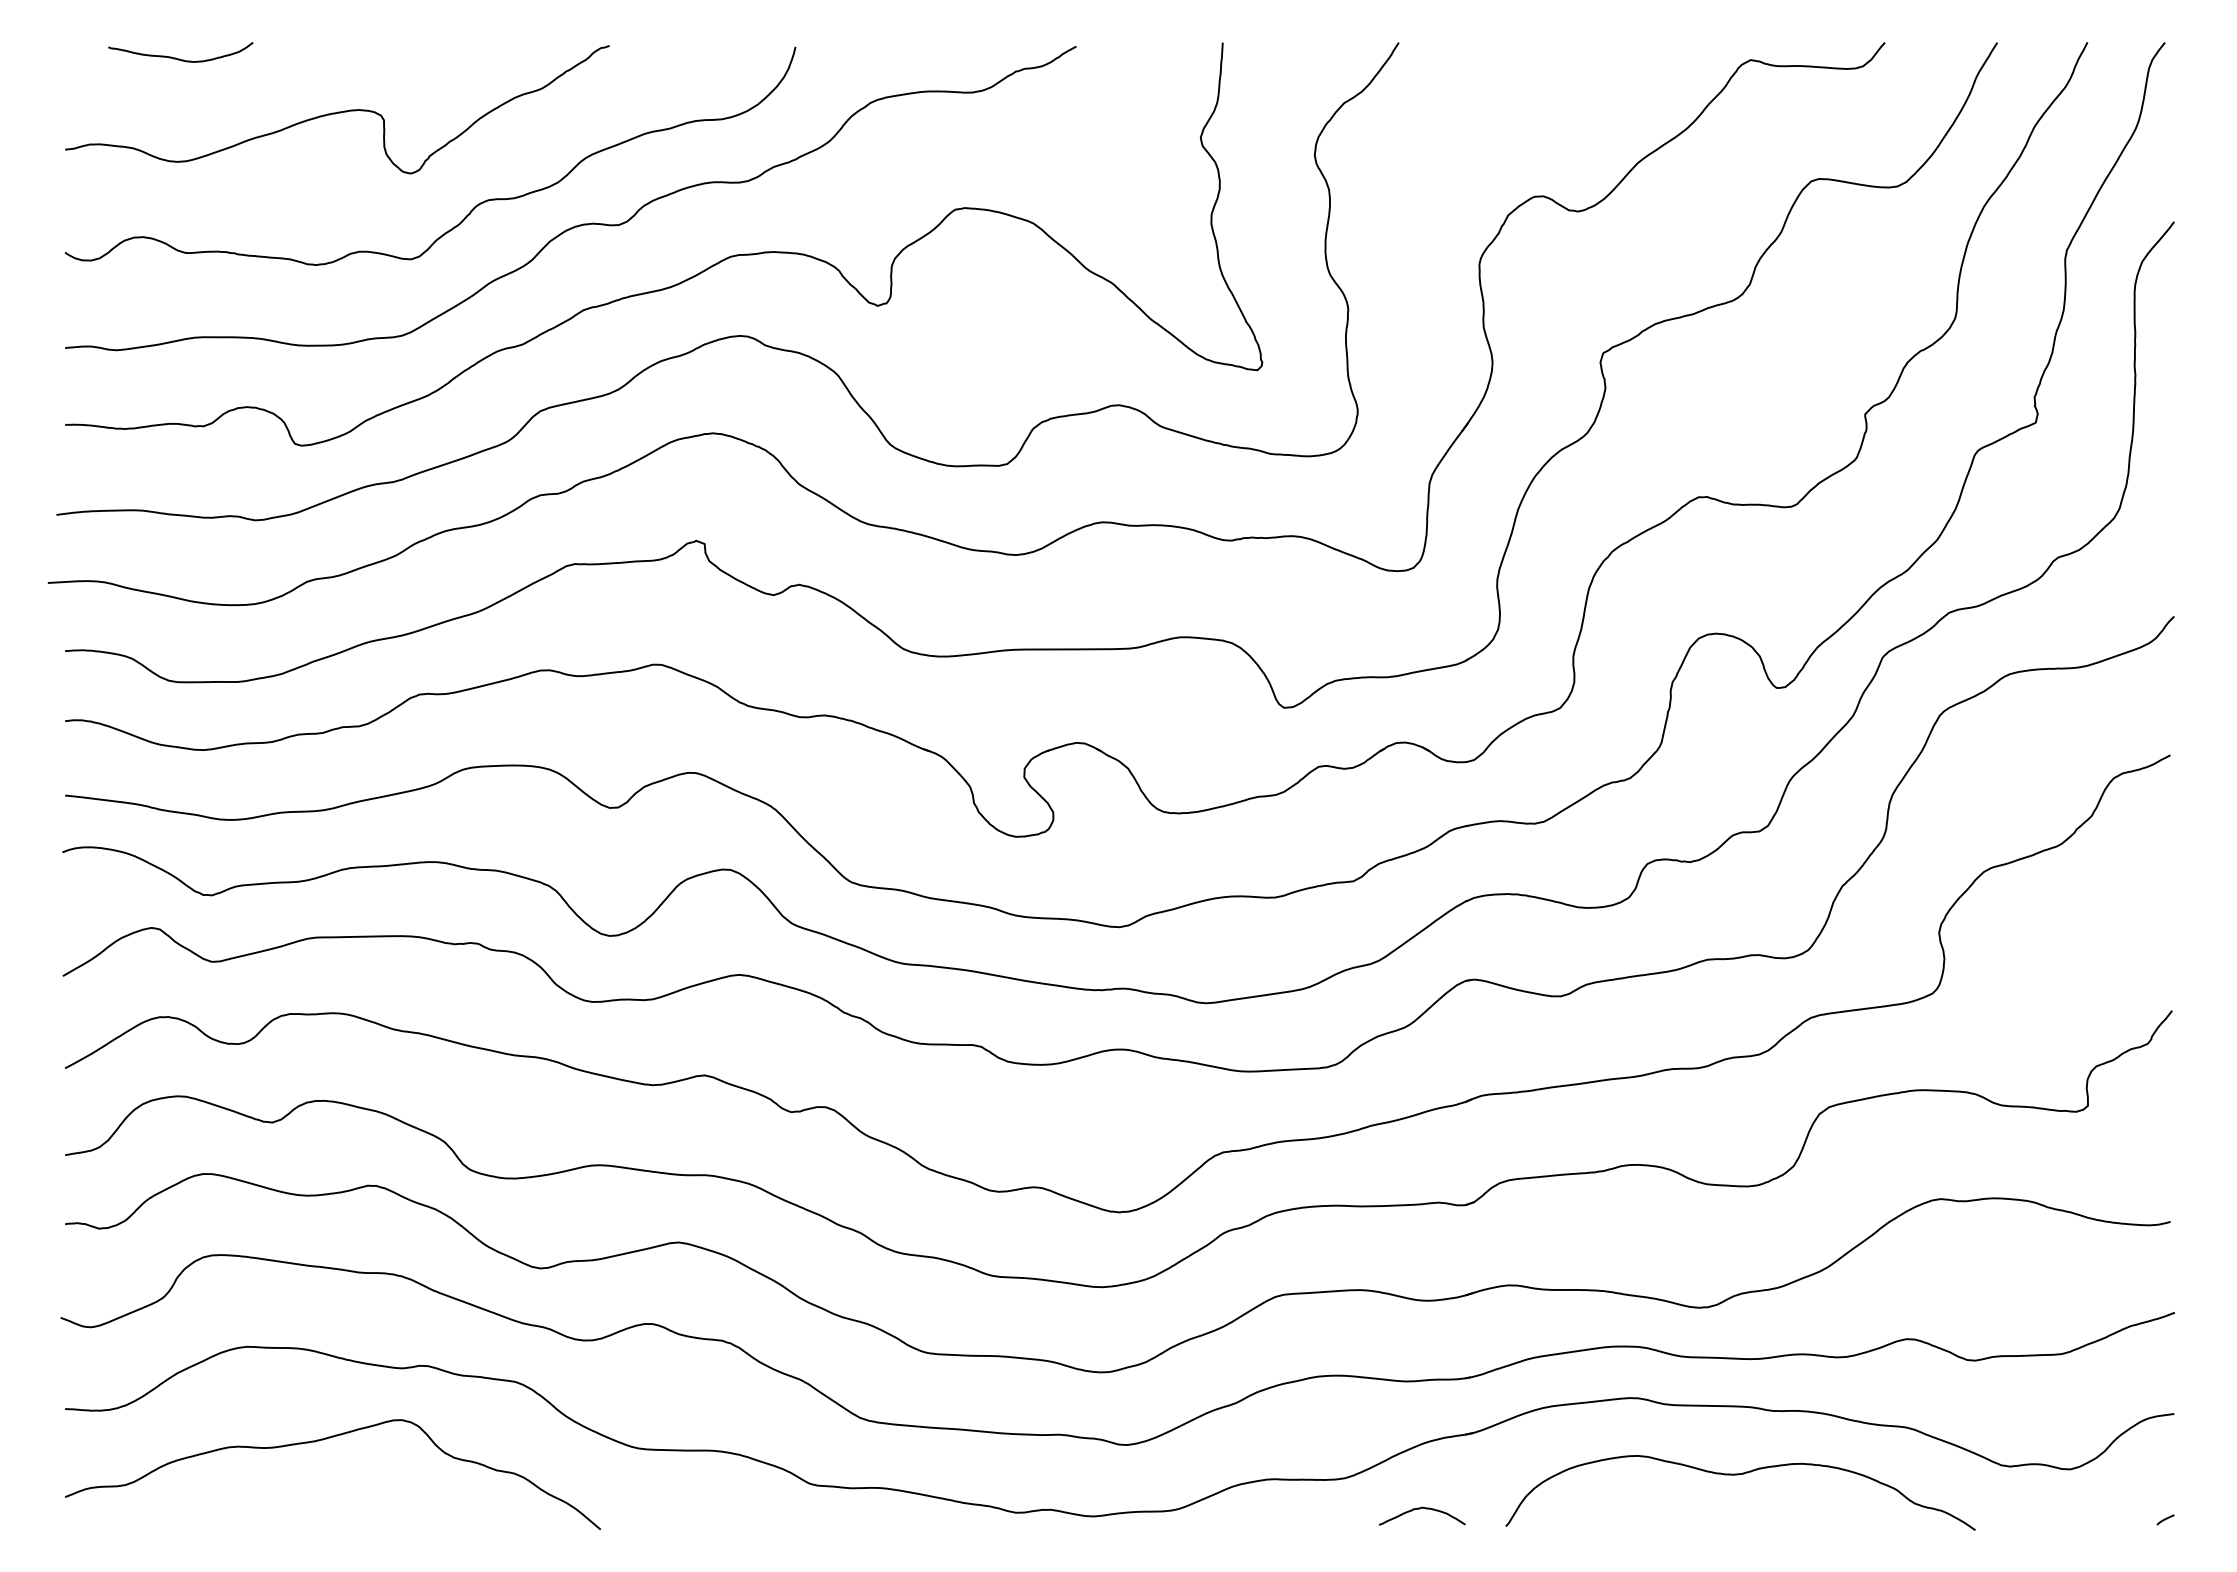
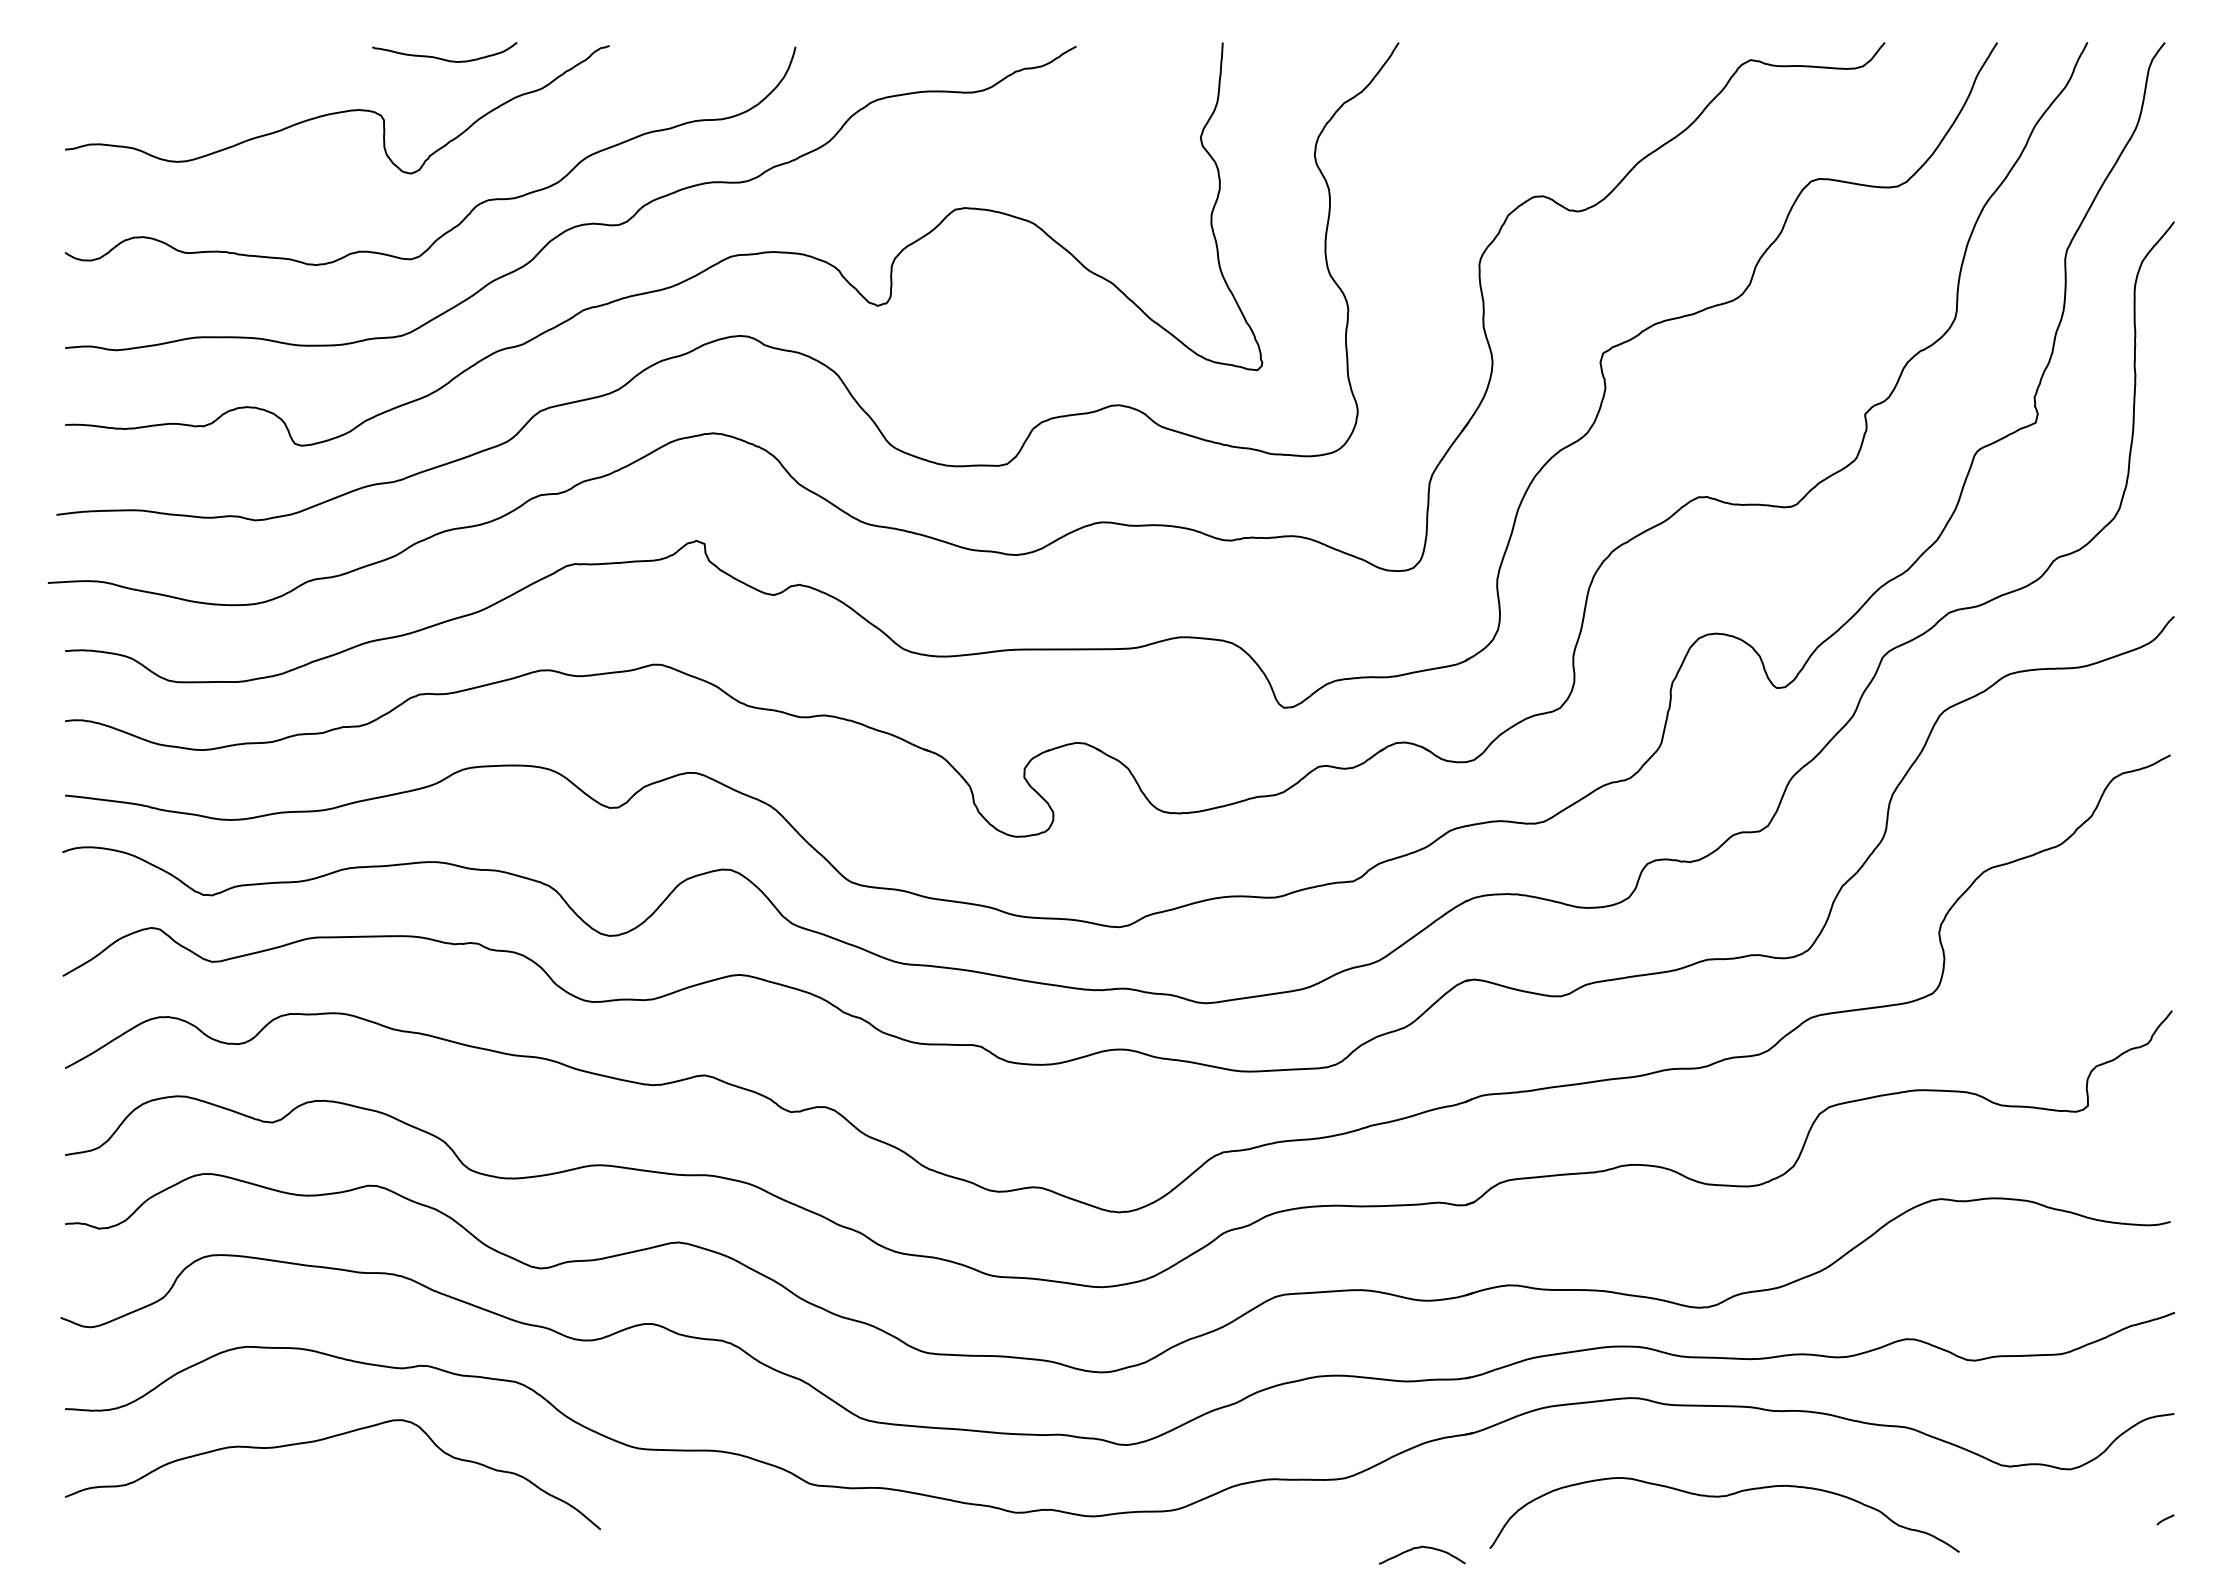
curve position: (179, 58) -> (443, 58) (443, 58)
curve position: (1738, 1475) -> (1722, 1497) (1722, 1497)
curve position: (1420, 1509) -> (1420, 1548) (1420, 1548)
